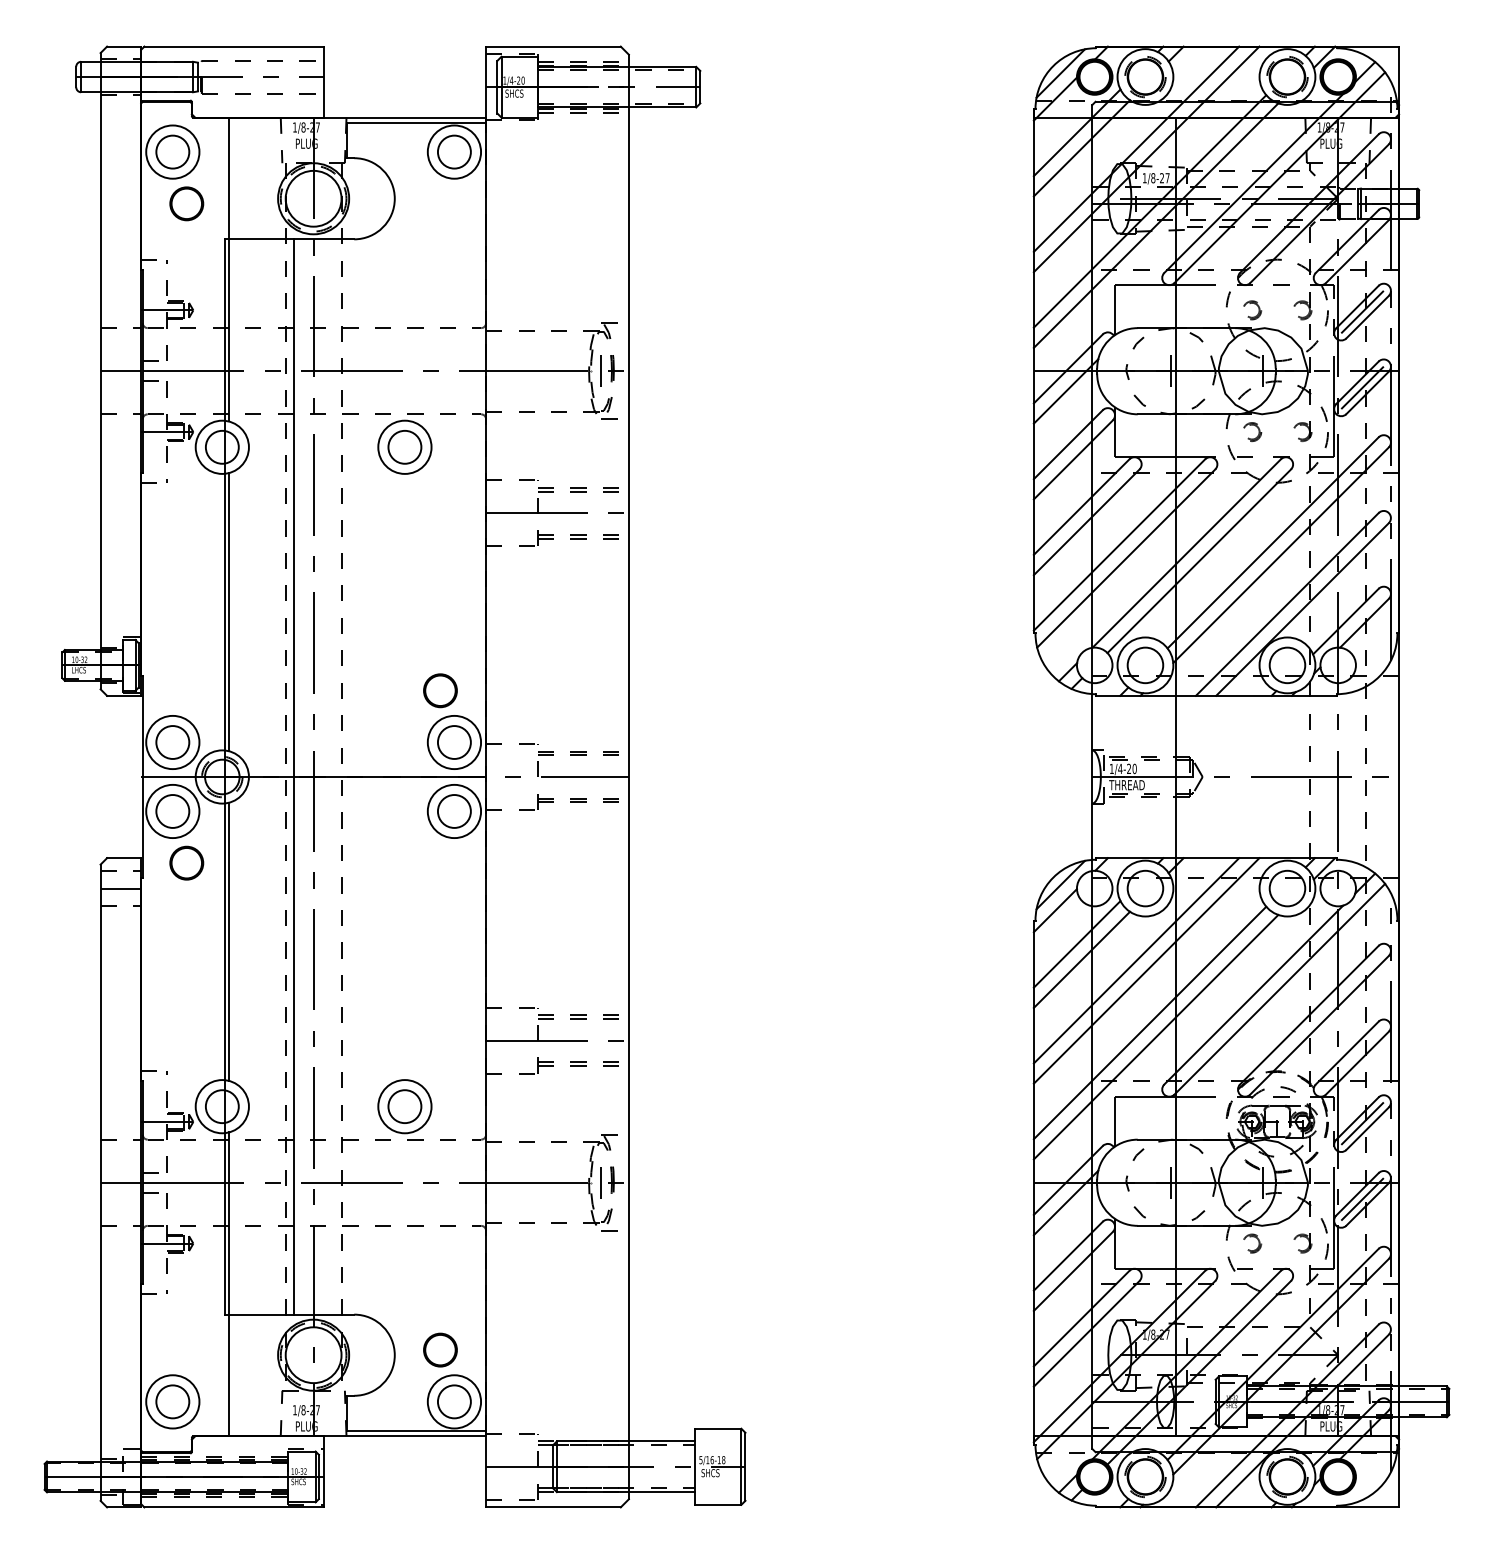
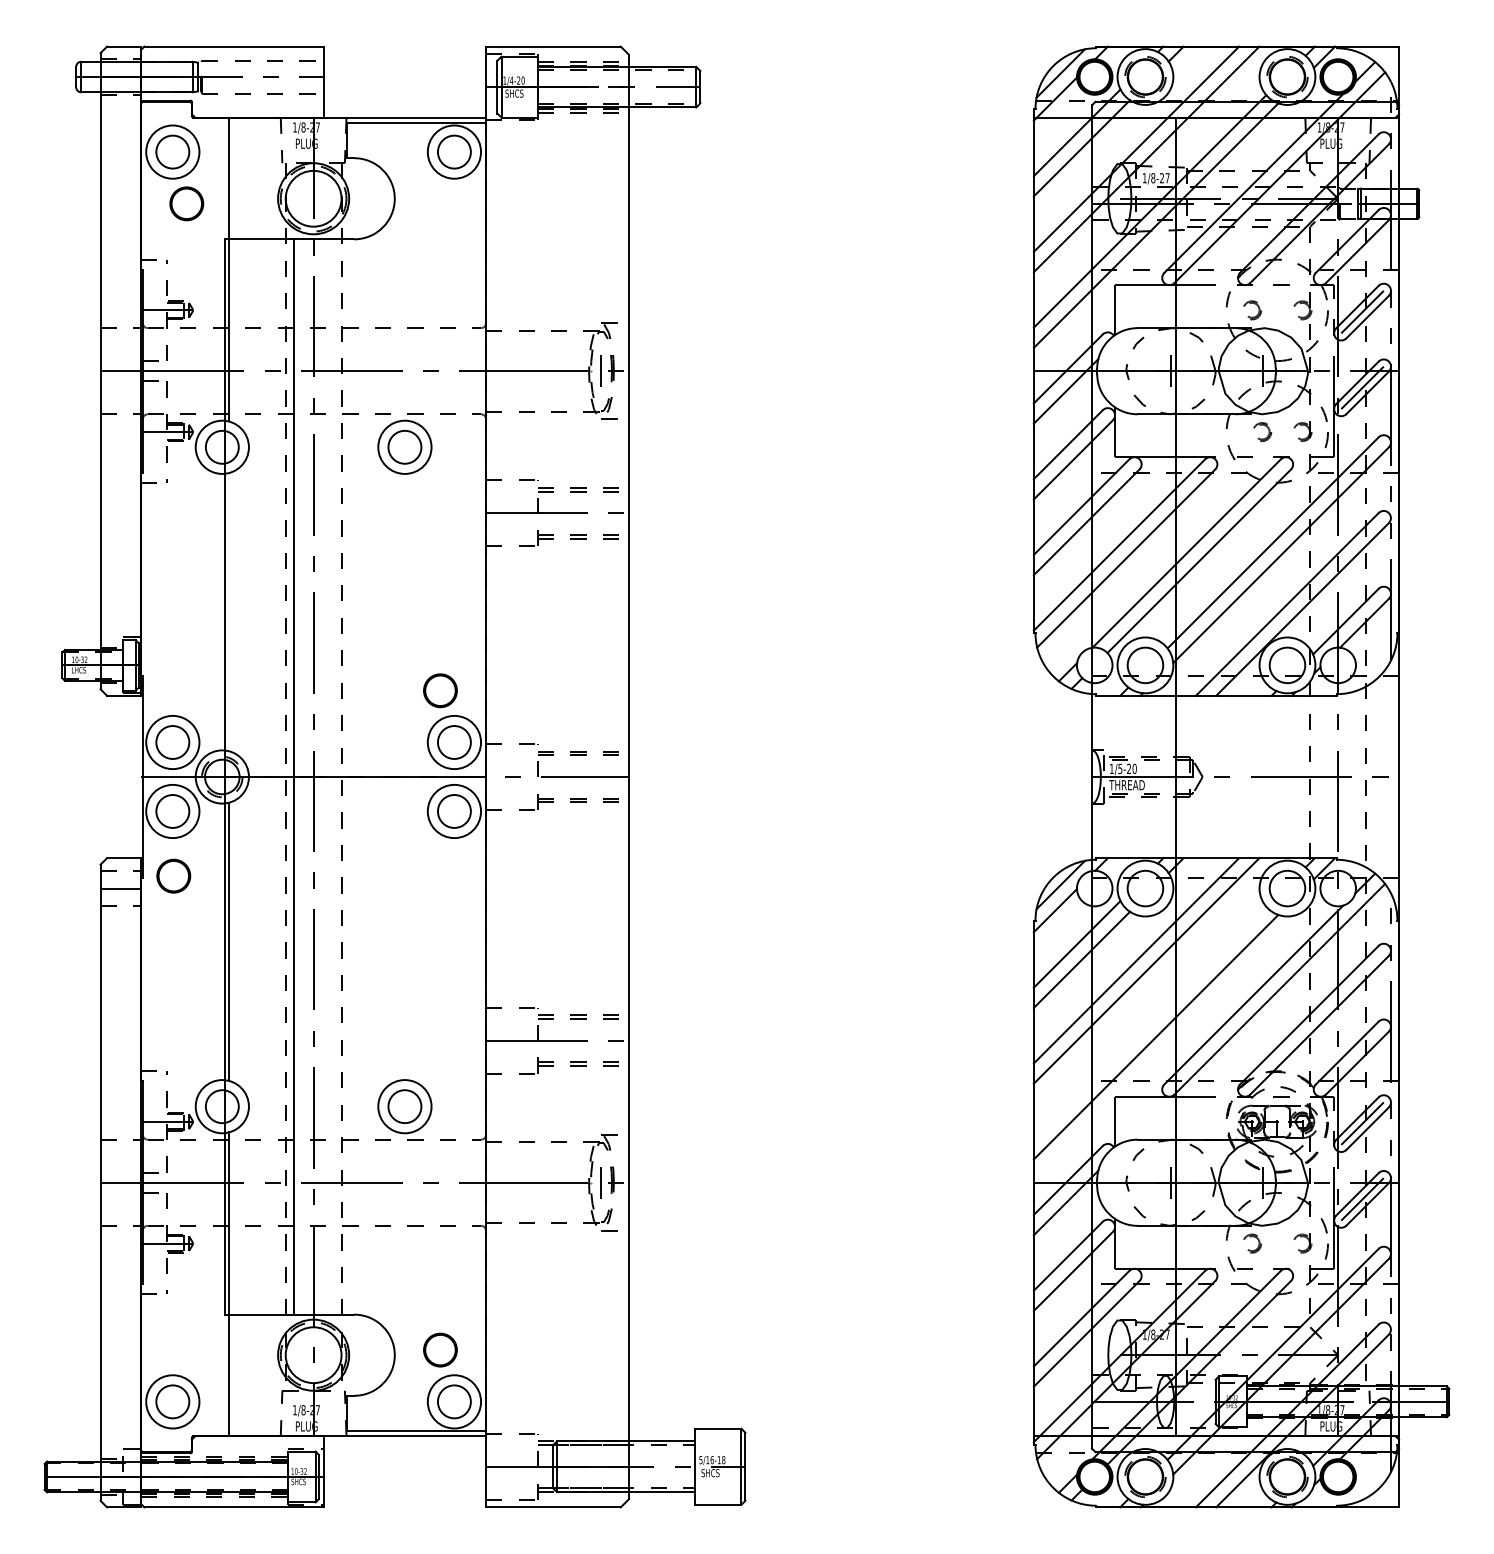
part position: (1252, 431) -> (1262, 431) (1262, 431)
line: present -> none (228, 612)
text: 1/4-20 -> 1/5-20 (1120, 768)
part position: (186, 862) -> (173, 875) (173, 875)
line: present -> none (1149, 1022)
